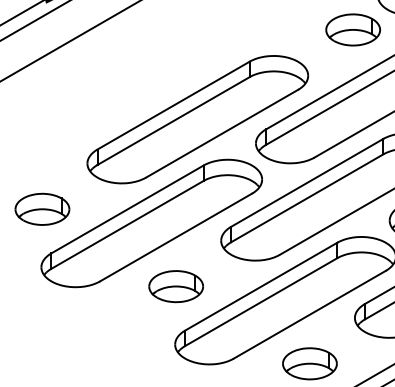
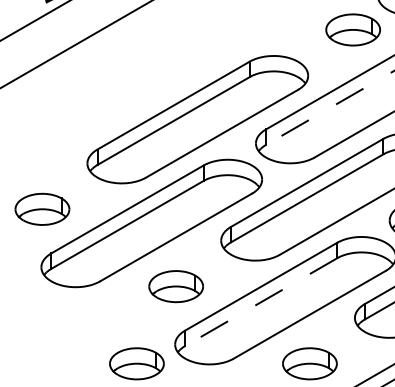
line: present -> none (21, 13)
line position: (69, 41) -> (75, 44) (75, 44)
line: solid -> dashed (329, 108)
line: solid -> dashed (261, 302)
part: none -> present (136, 363)
